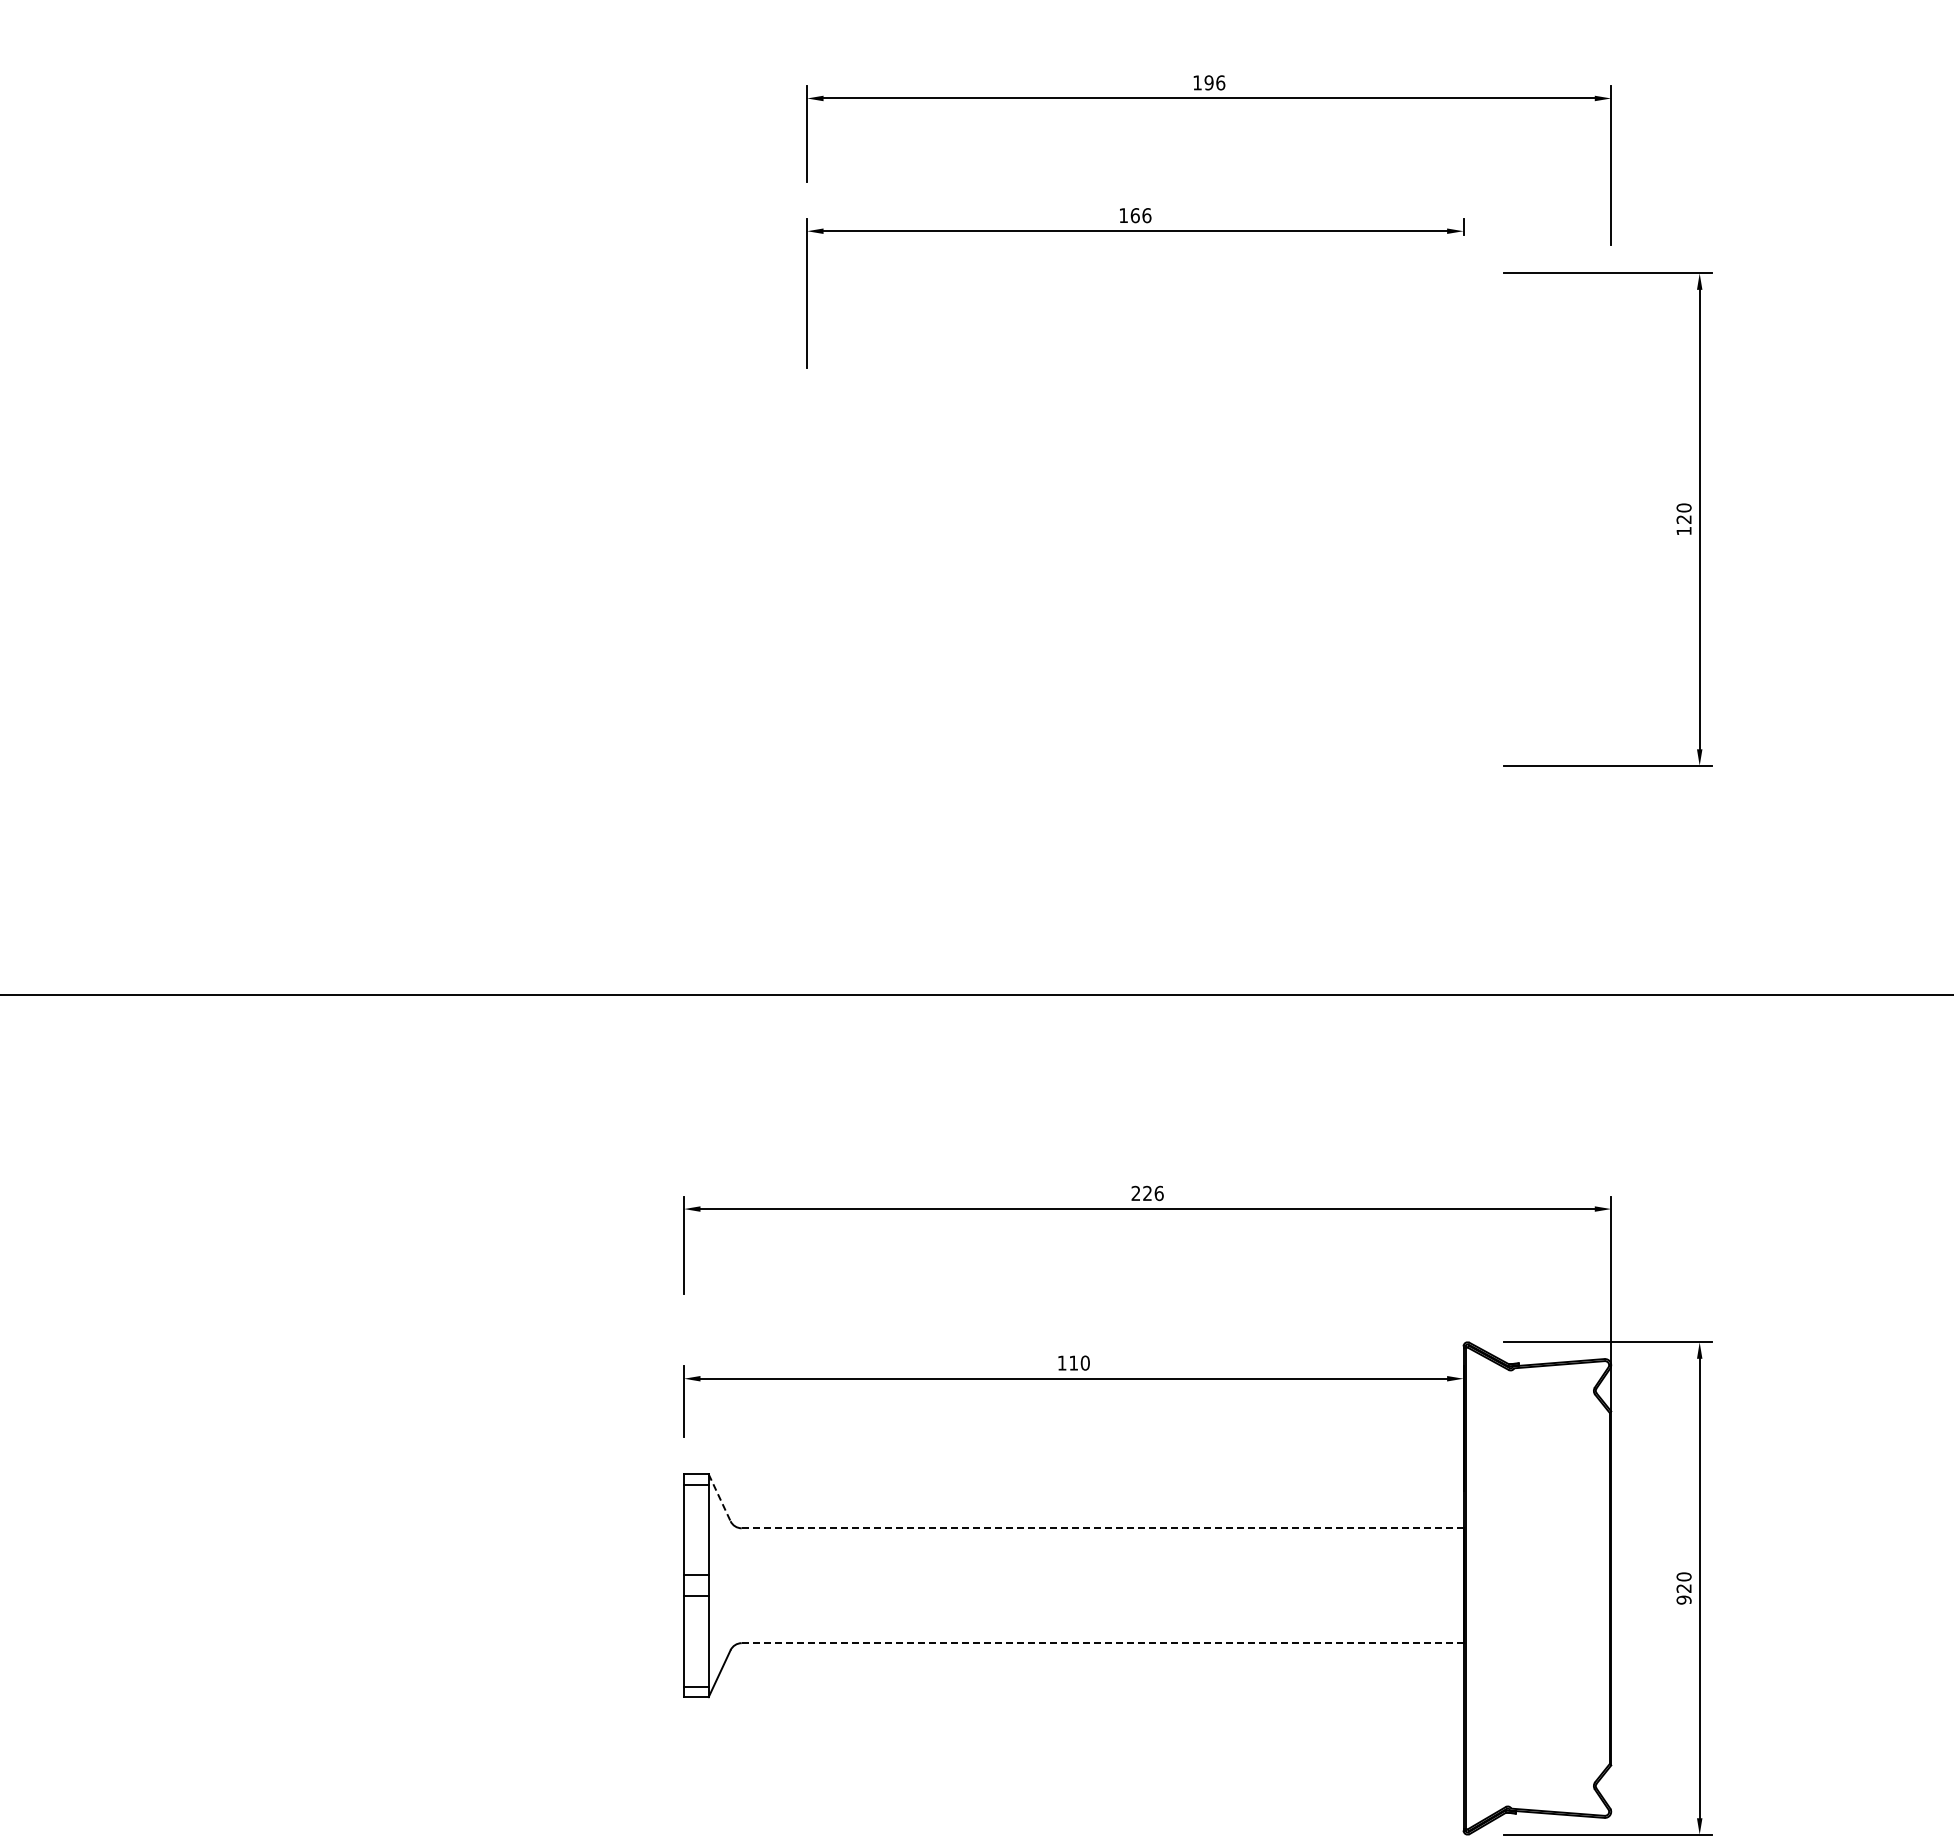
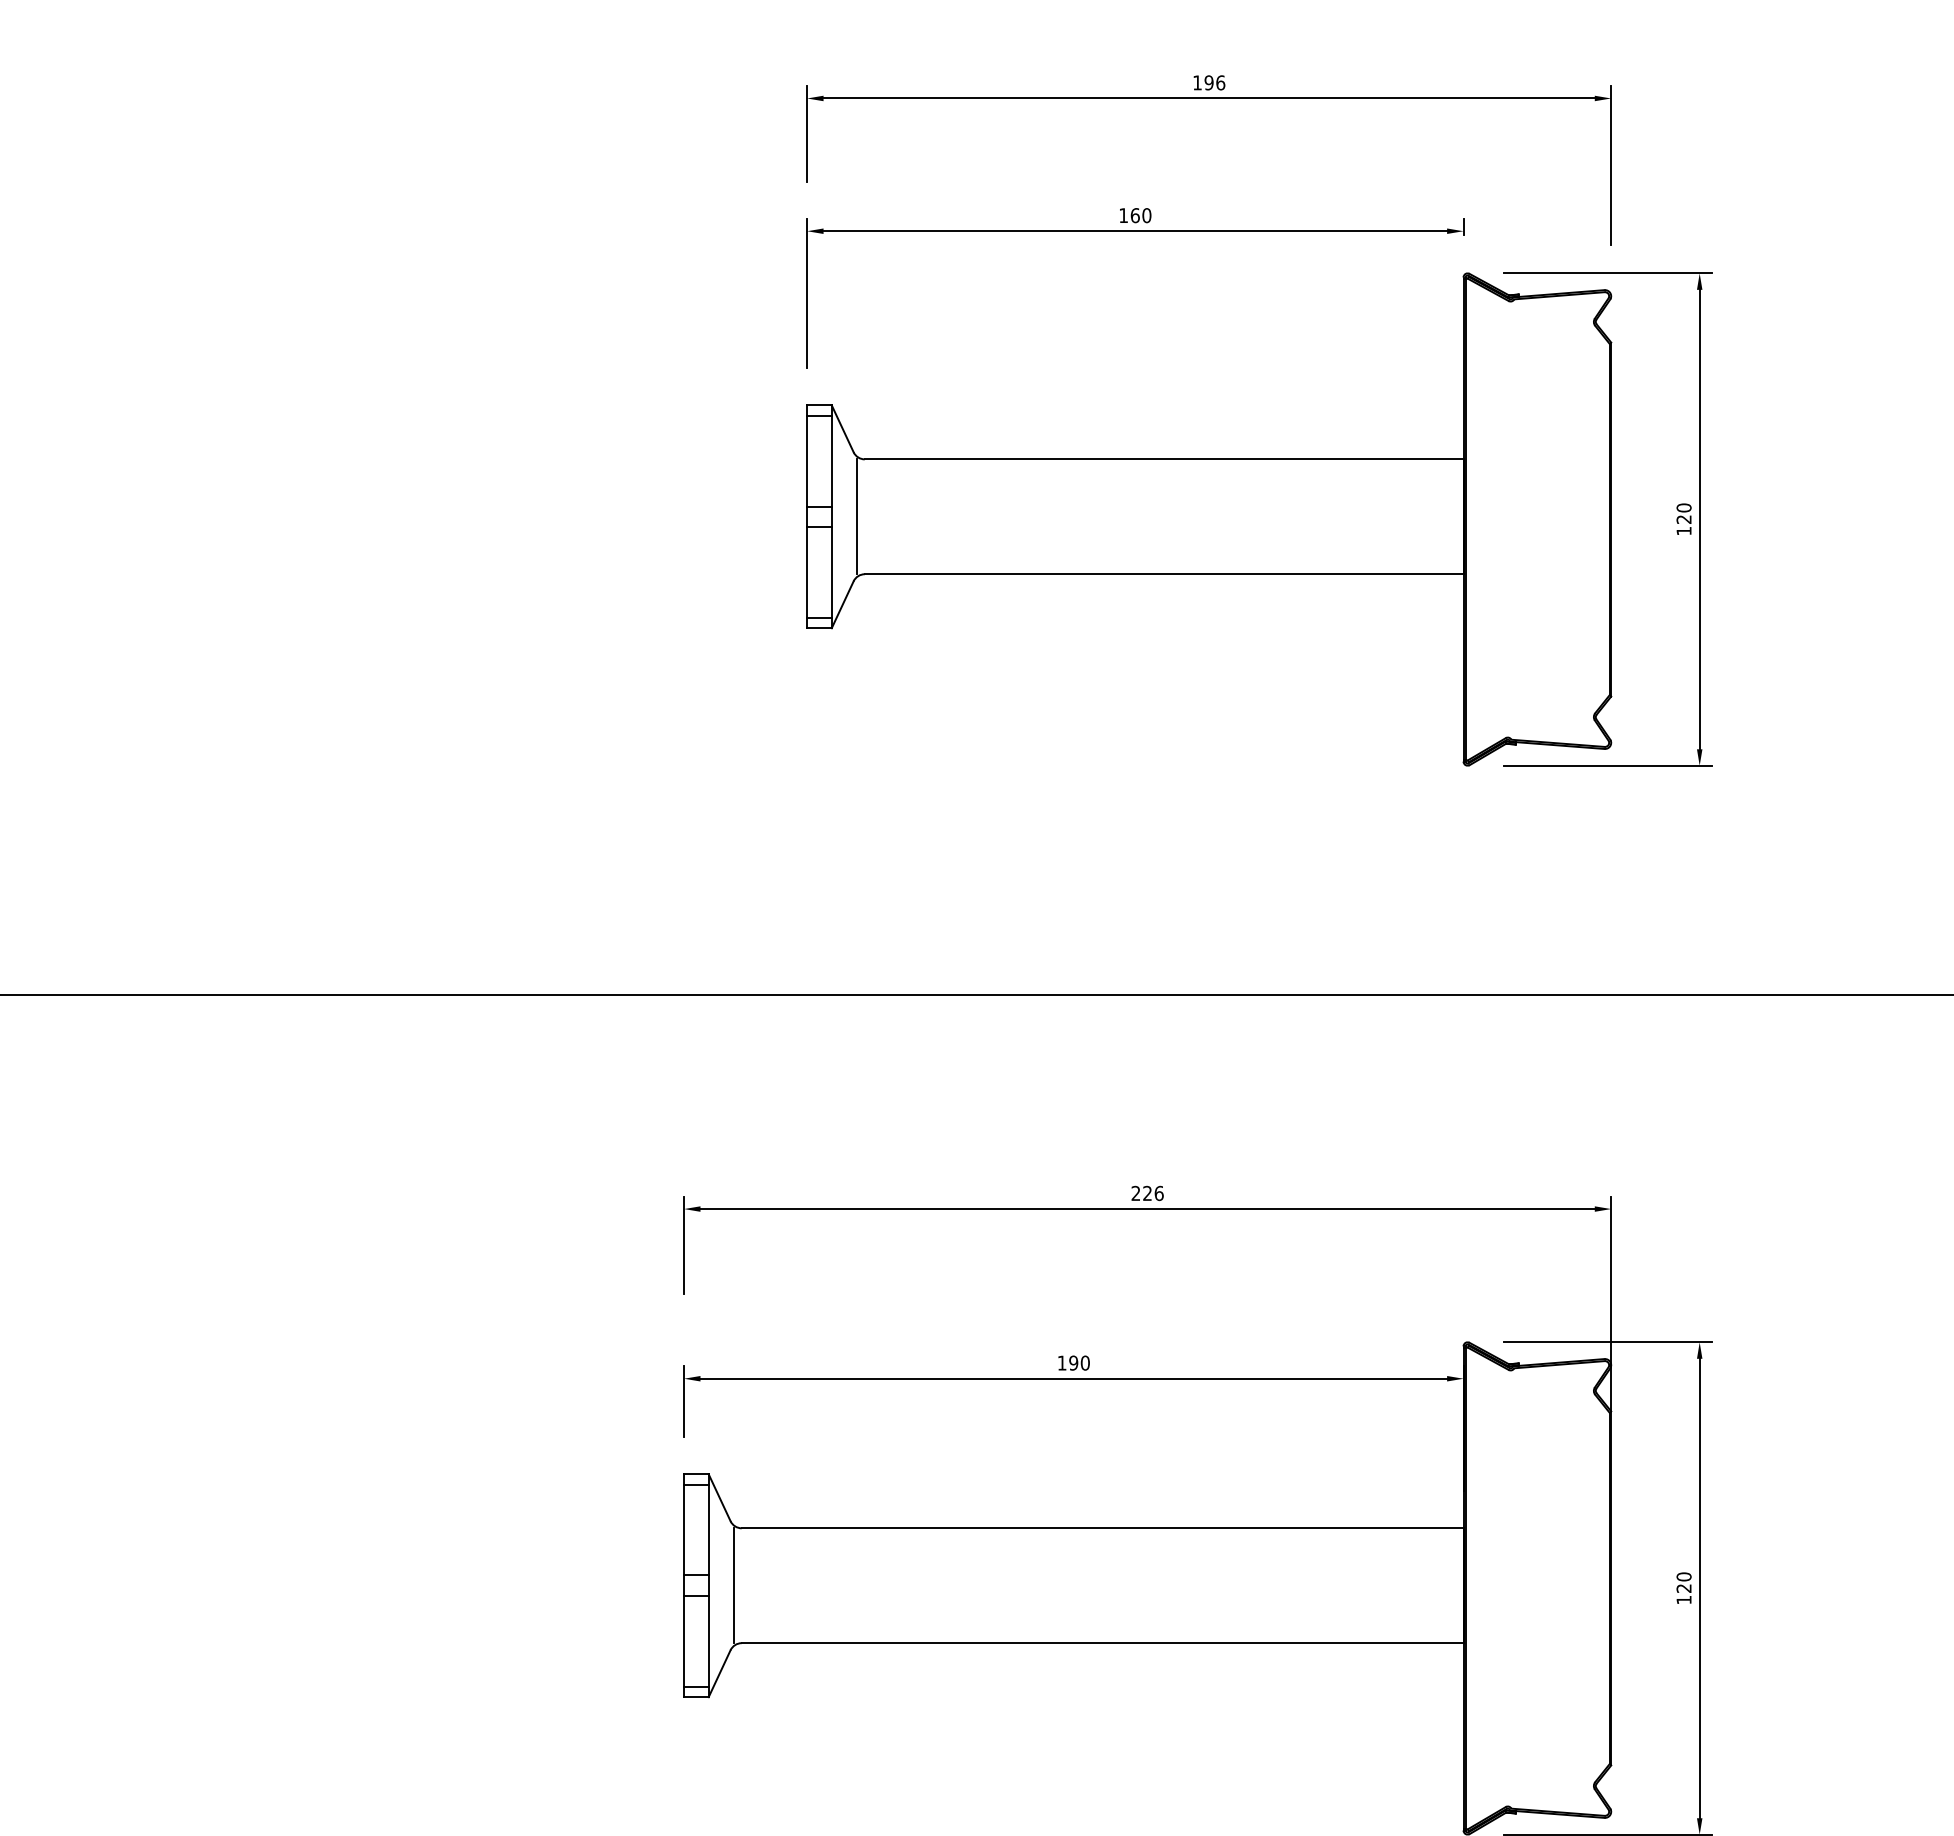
text: 166 -> 160 (1146, 215)
part: none -> present (1209, 519)
text: 110 -> 190 (1073, 1362)
line: dashed -> solid (719, 1497)
line: dashed -> solid (1102, 1528)
line: none -> present (733, 1585)
text: 920 -> 120 (1683, 1599)
line: dashed -> solid (1102, 1643)
